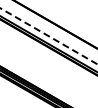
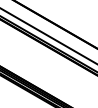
line: dashed -> solid (49, 36)
